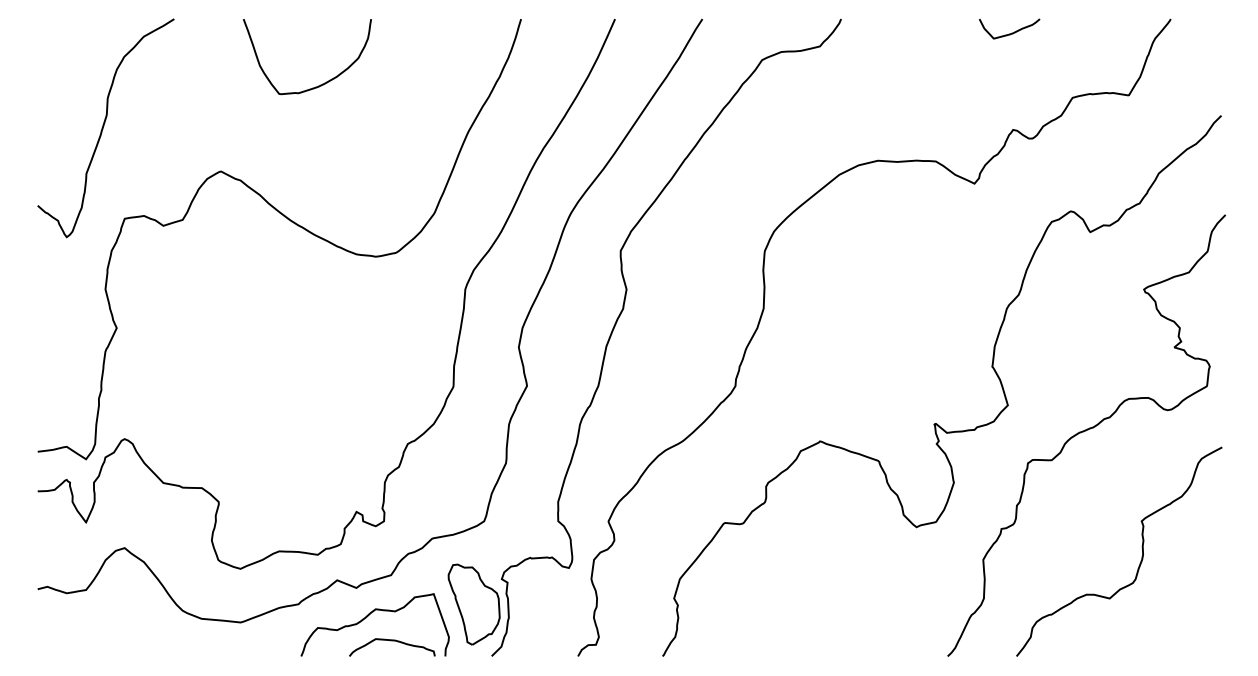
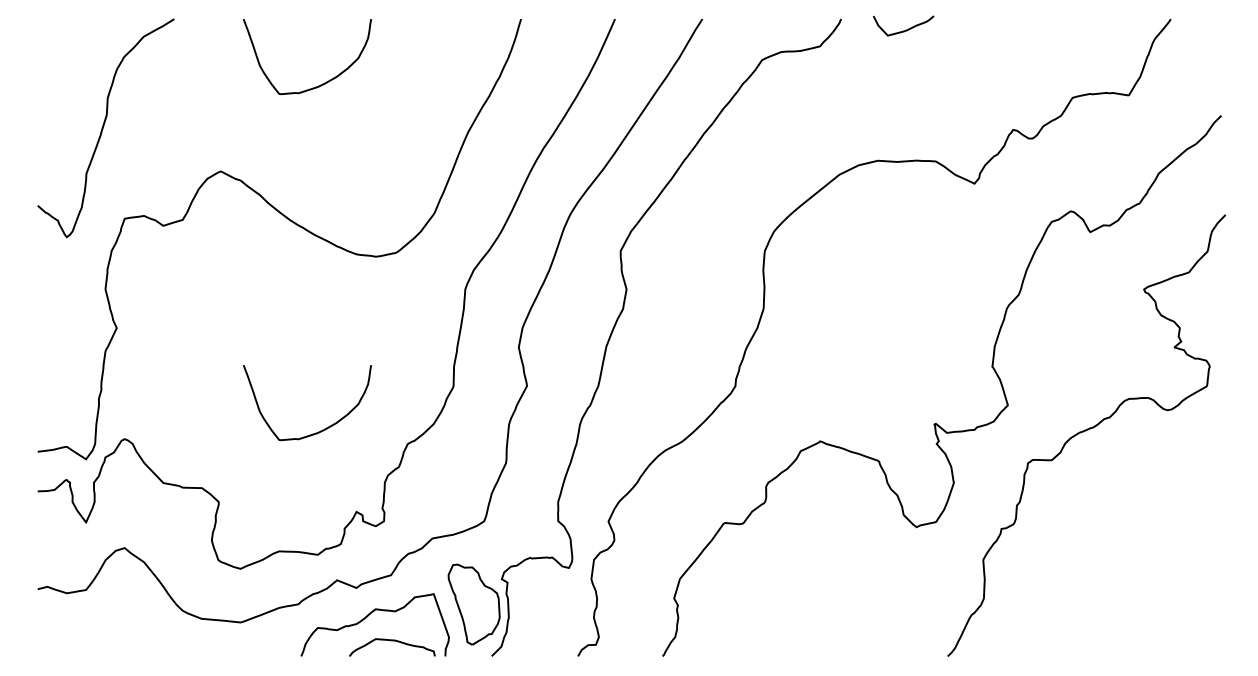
curve position: (1011, 32) -> (905, 29) (905, 29)
curve: none -> present (320, 430)
curve: present -> none (1141, 547)
